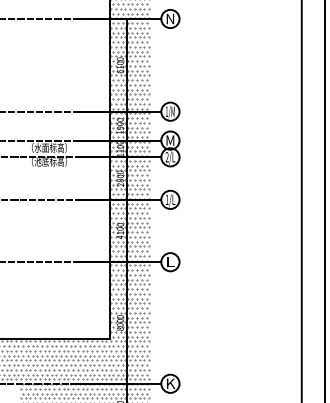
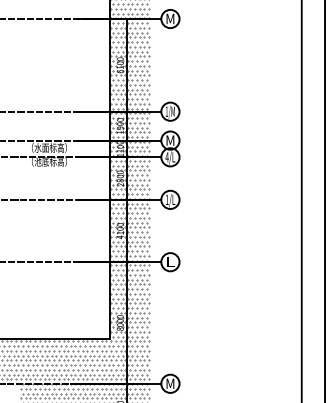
text: N -> M (170, 18)
text: 2/L -> 4/L (166, 157)
text: K -> M (170, 383)
